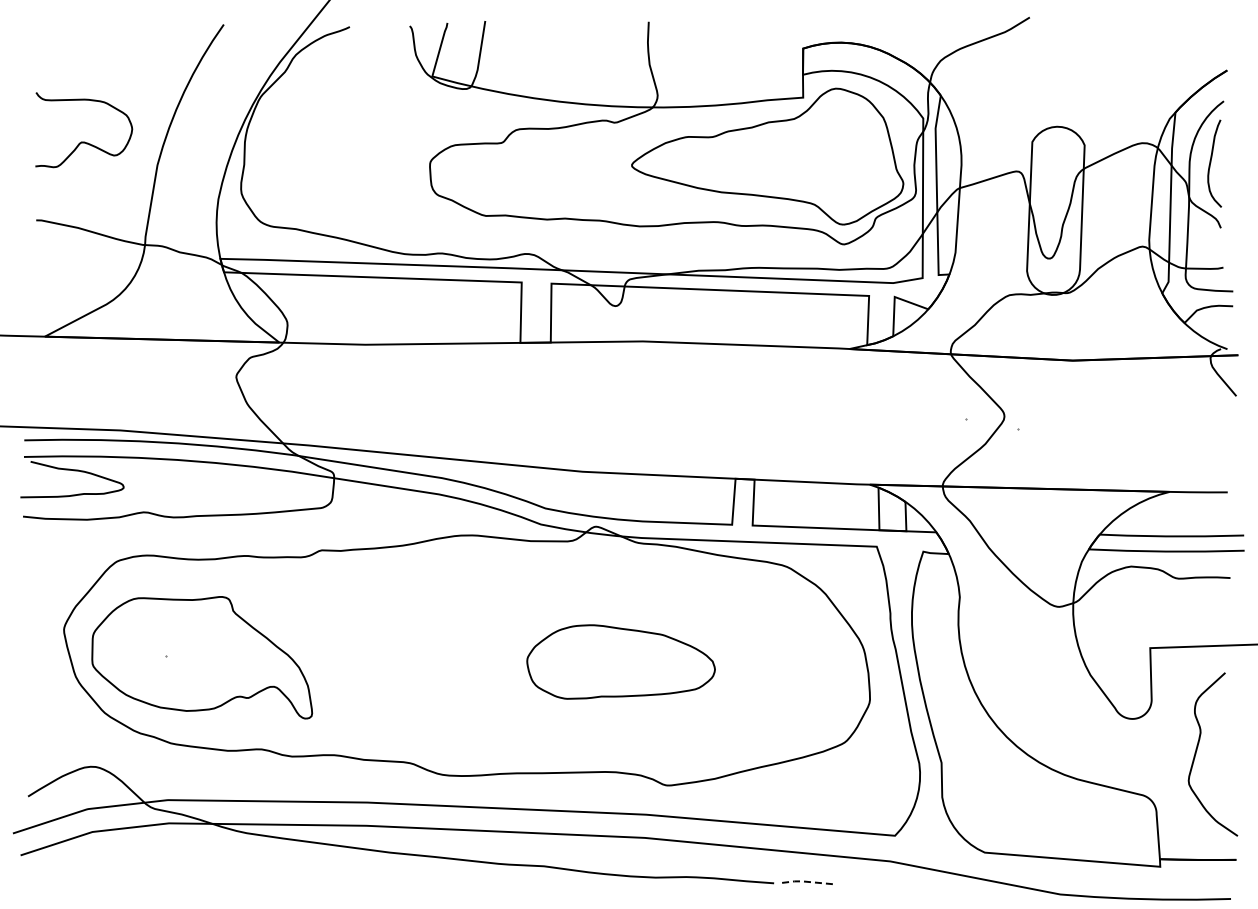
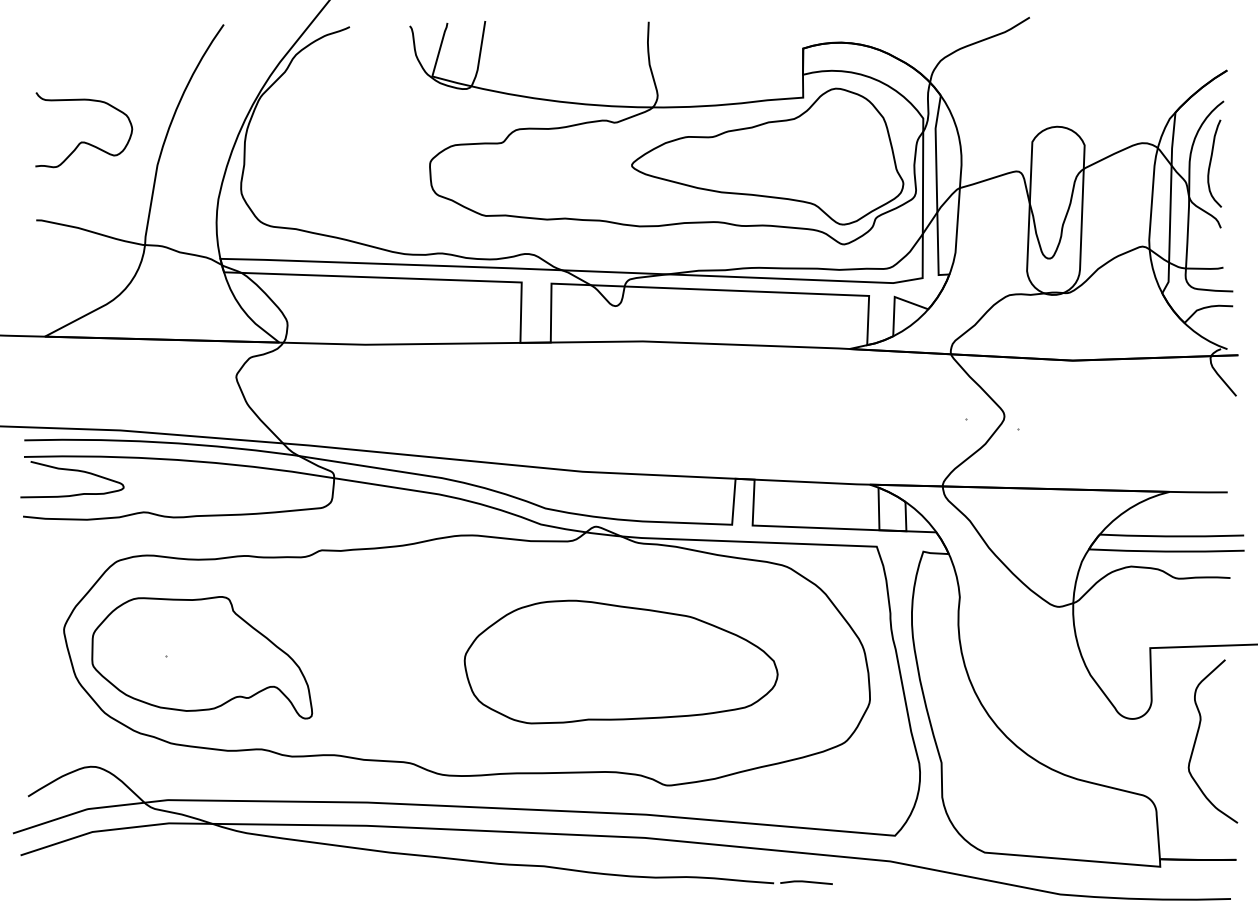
part size: 190x76 px -> 316x126 px (620, 661)
curve position: (1197, 750) -> (1197, 737) (1197, 737)
line: dashed -> solid (805, 881)
